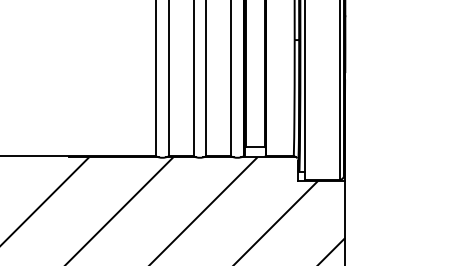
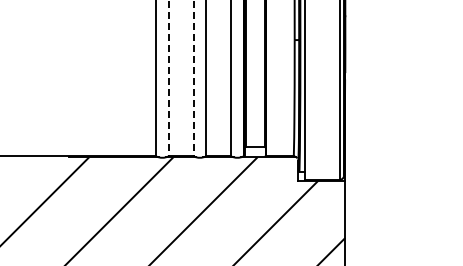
line: solid -> dashed (168, 78)
line: solid -> dashed (193, 78)
